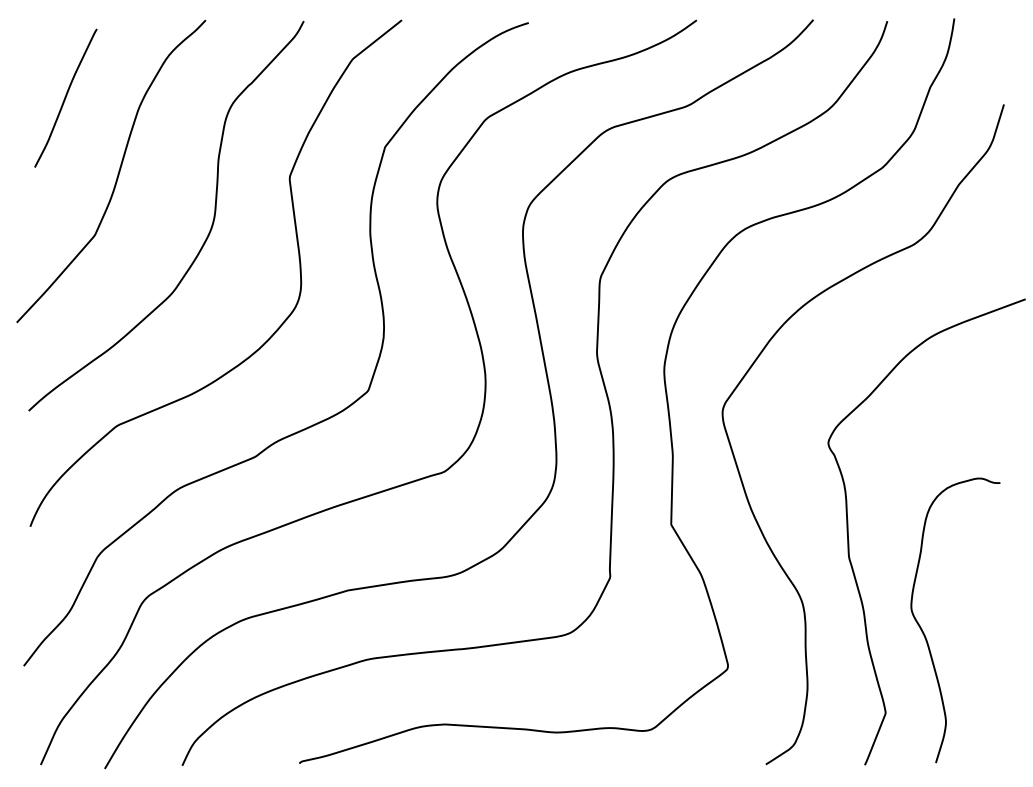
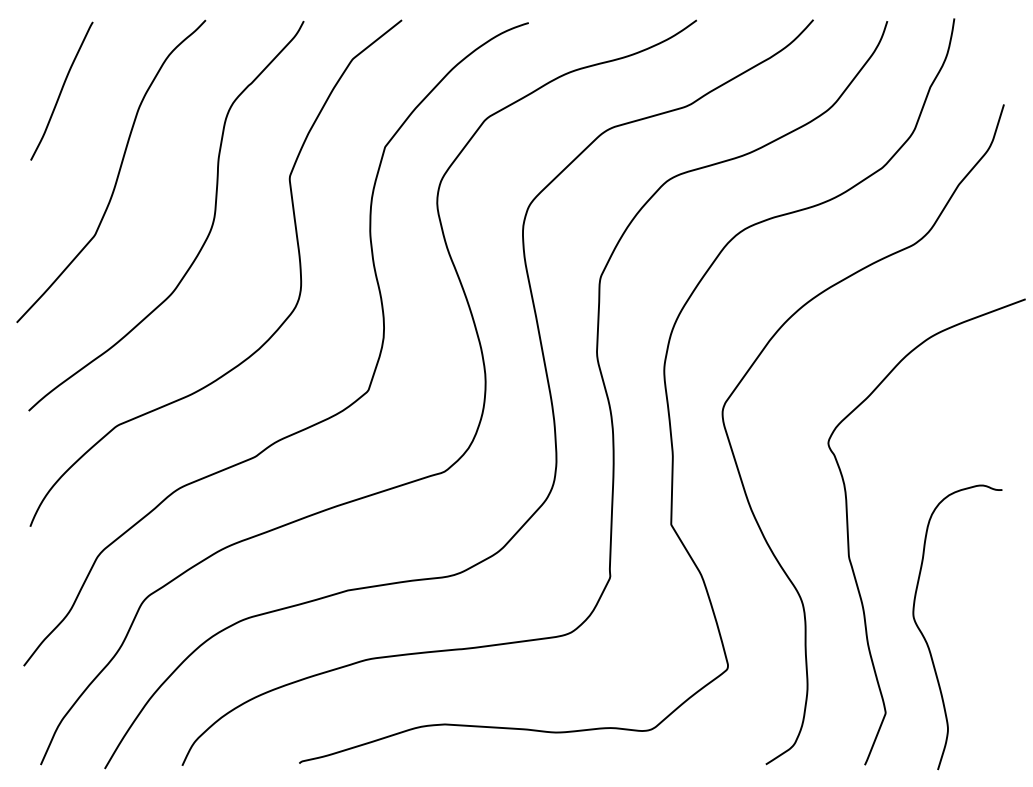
curve position: (65, 97) -> (61, 90) (61, 90)
curve position: (925, 635) -> (927, 642) (927, 642)
